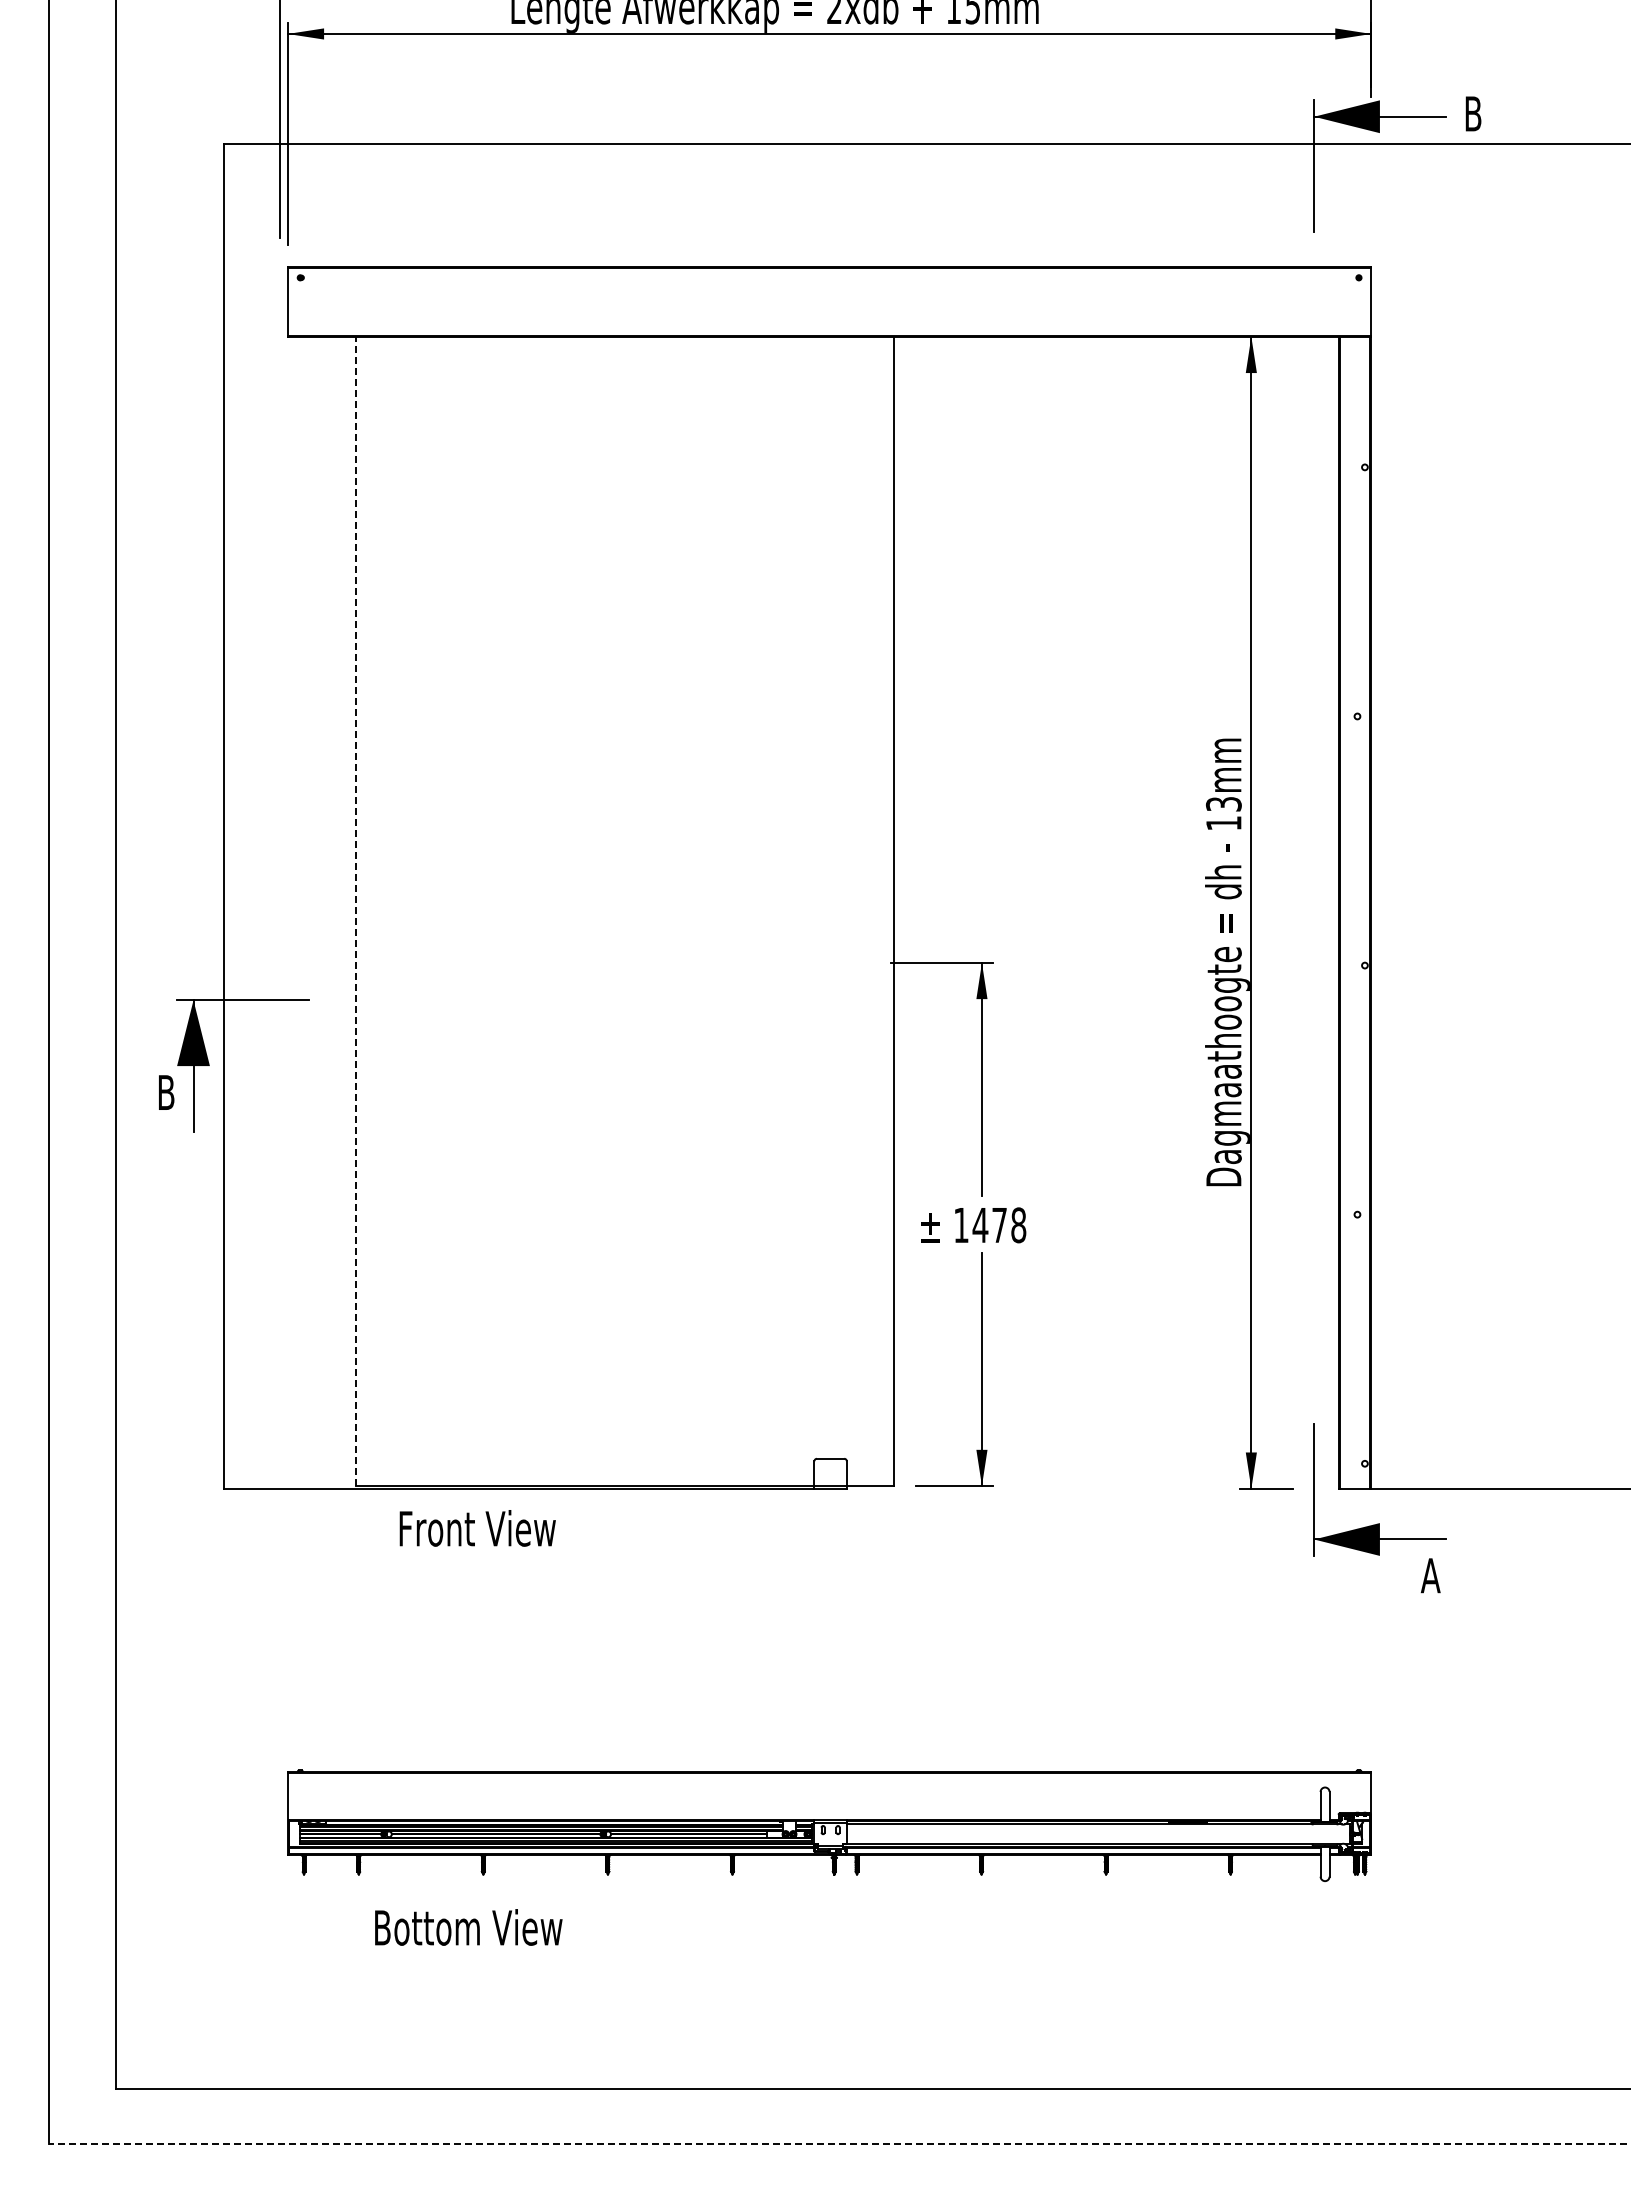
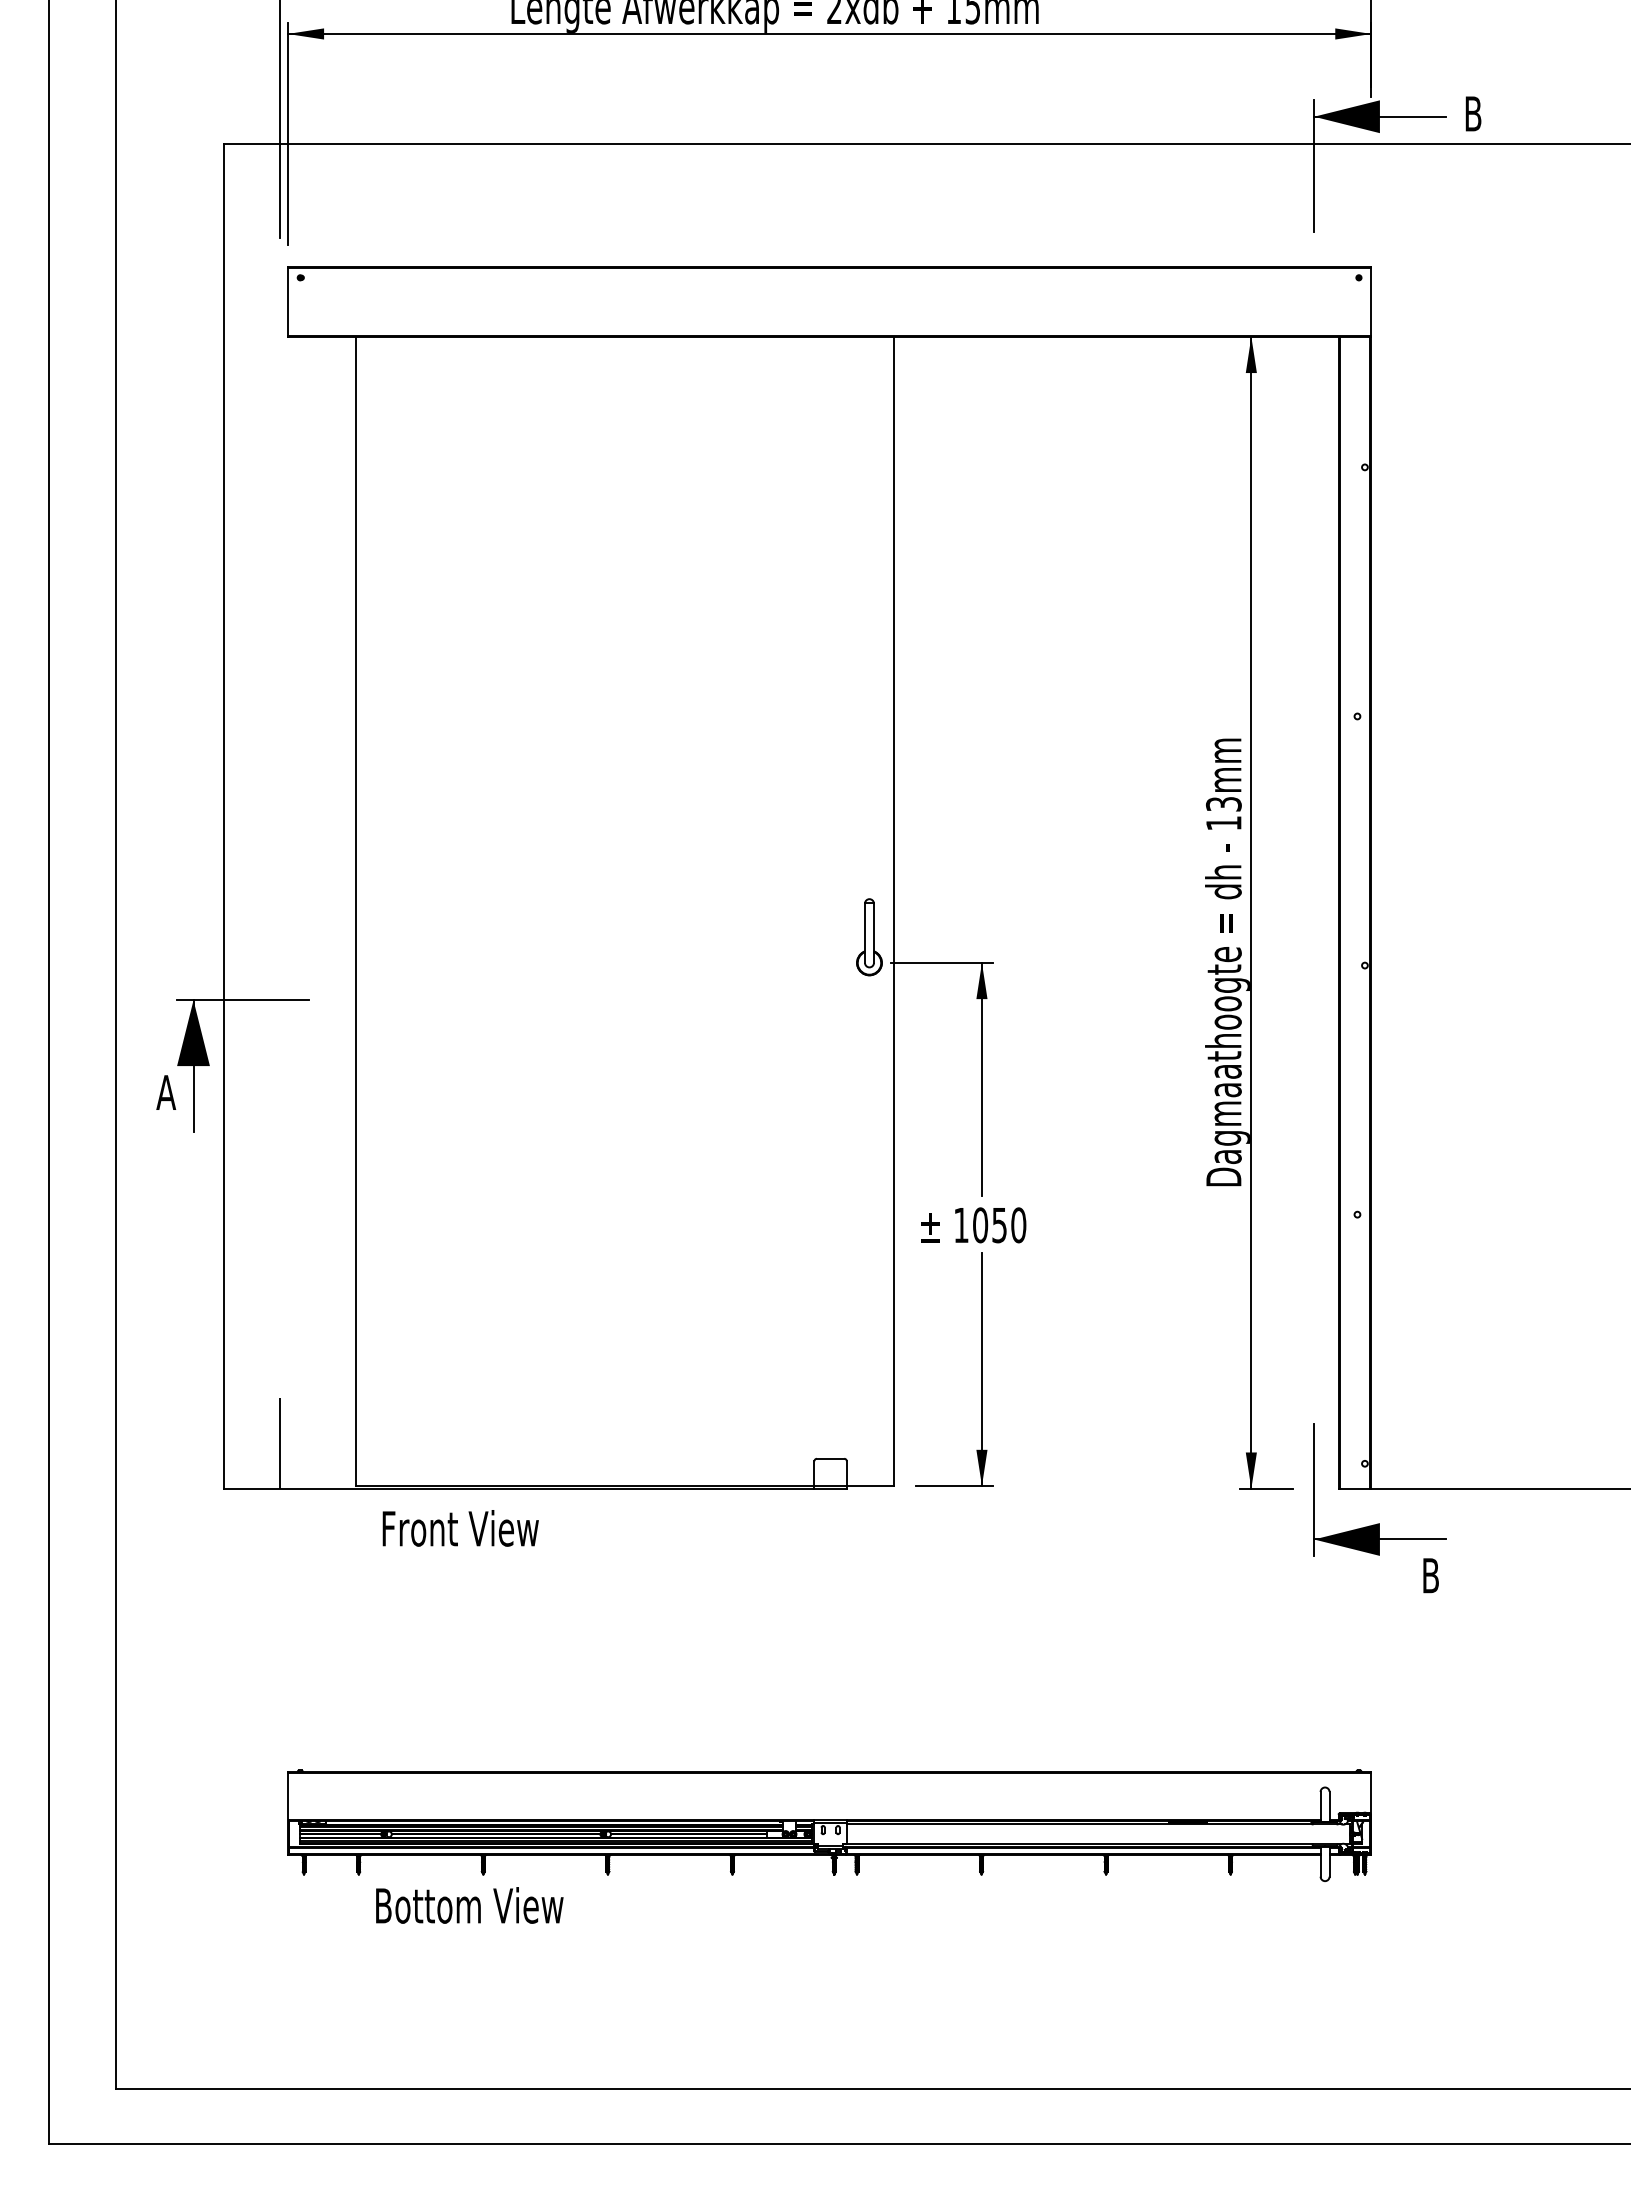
line: dashed -> solid (356, 911)
part: none -> present (869, 937)
text: B -> A (166, 1092)
text: 1478 -> 1050 (999, 1225)
line: none -> present (280, 1443)
text position: (477, 1528) -> (460, 1528) (460, 1528)
text: A -> B (1430, 1575)
text position: (468, 1927) -> (469, 1905) (469, 1905)
line: dashed -> solid (839, 2143)
